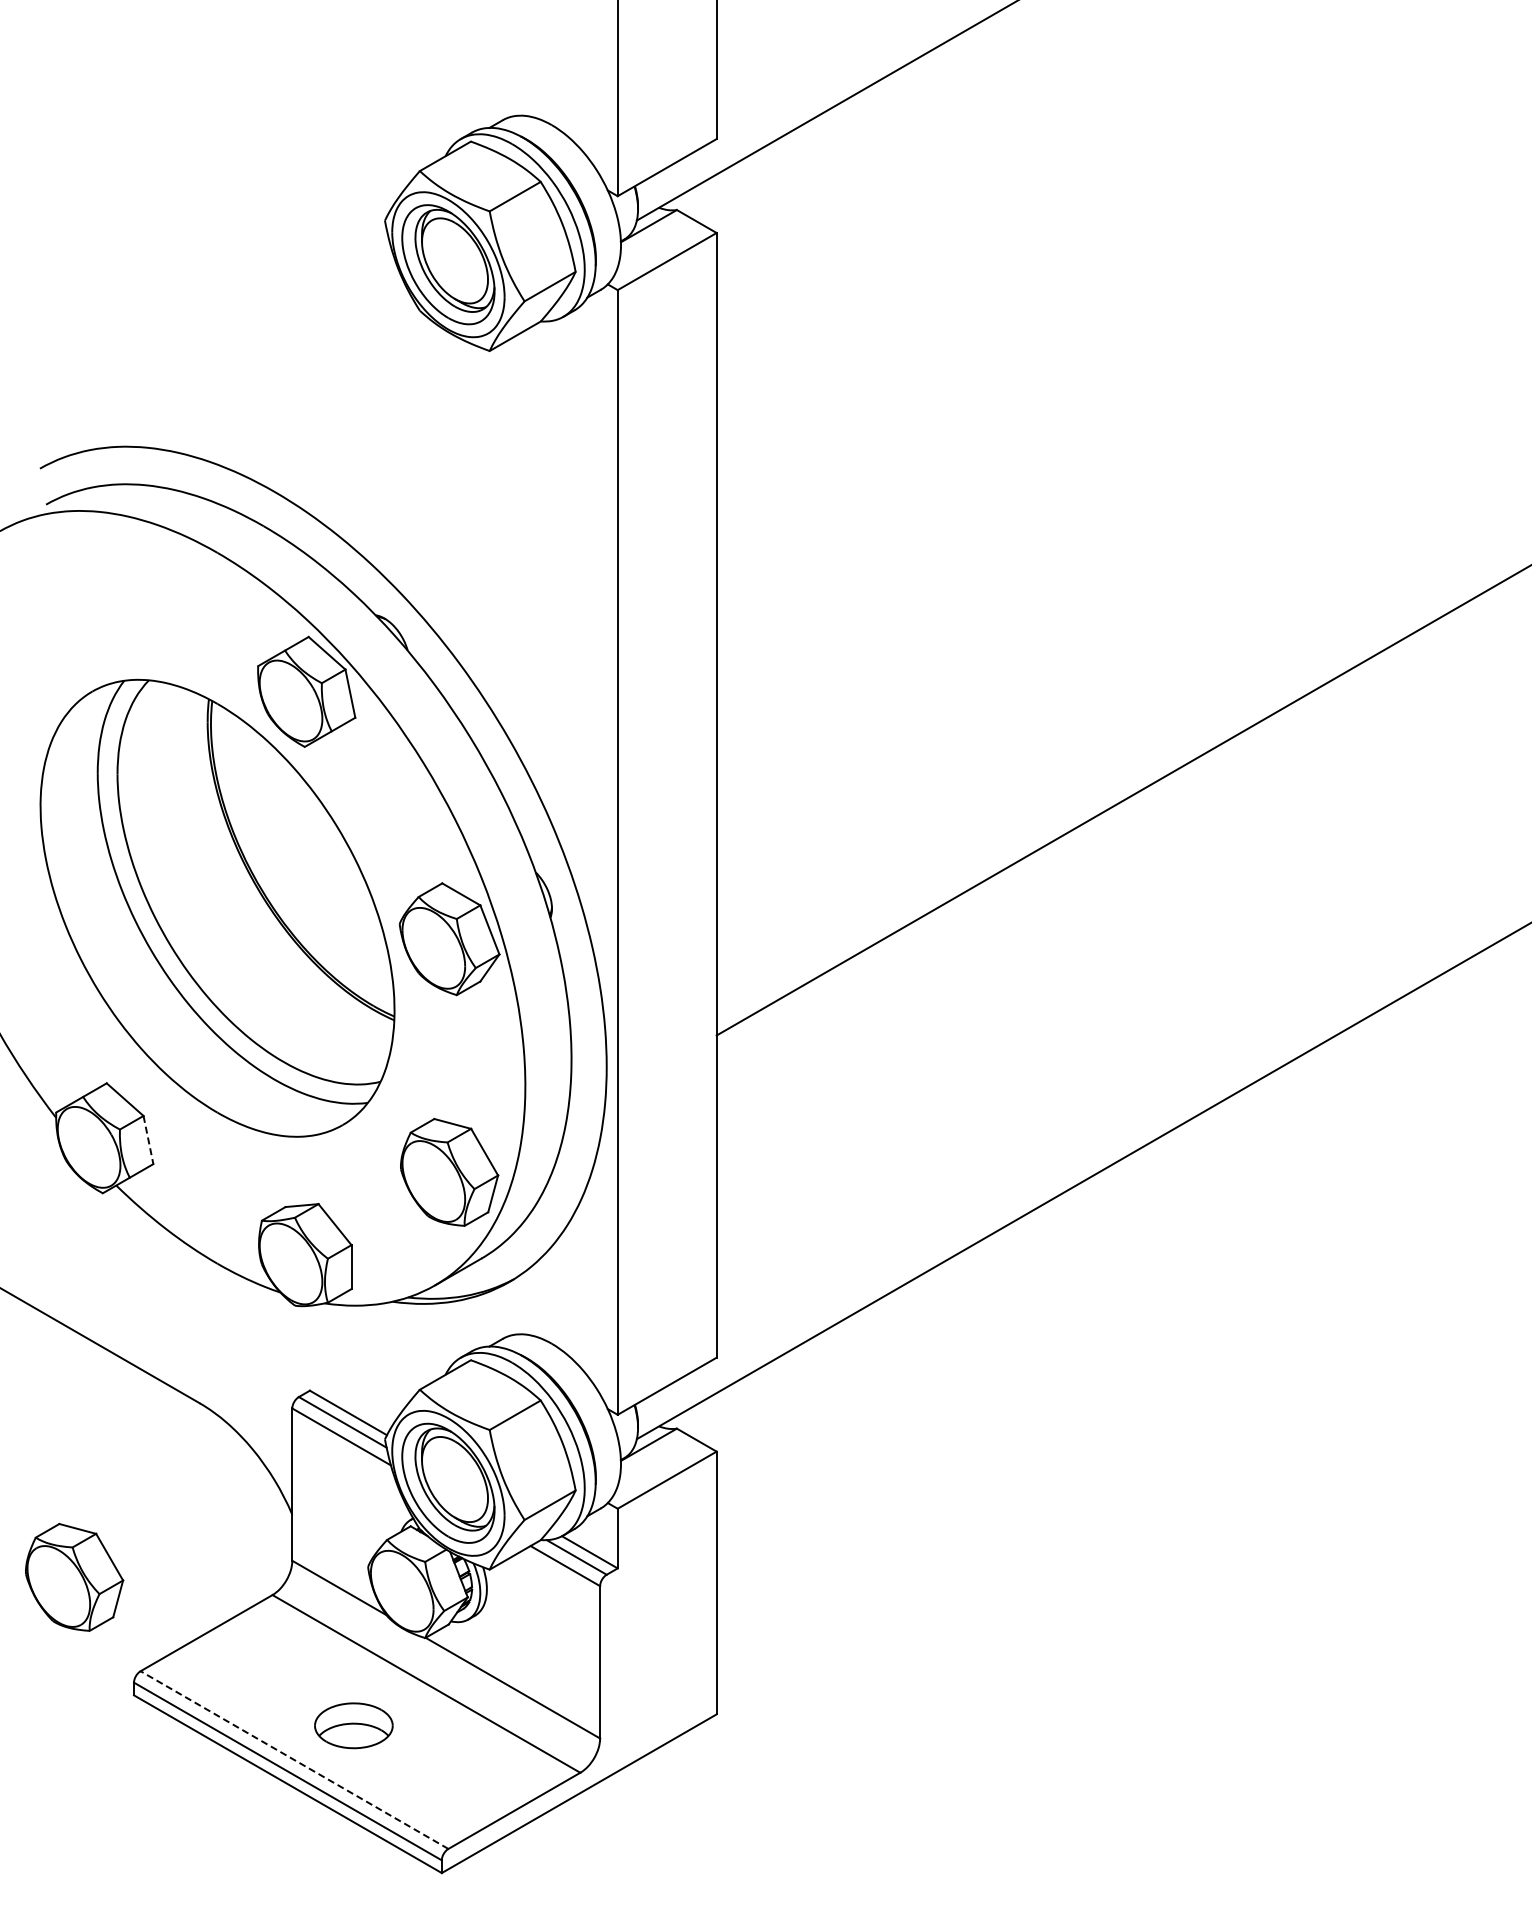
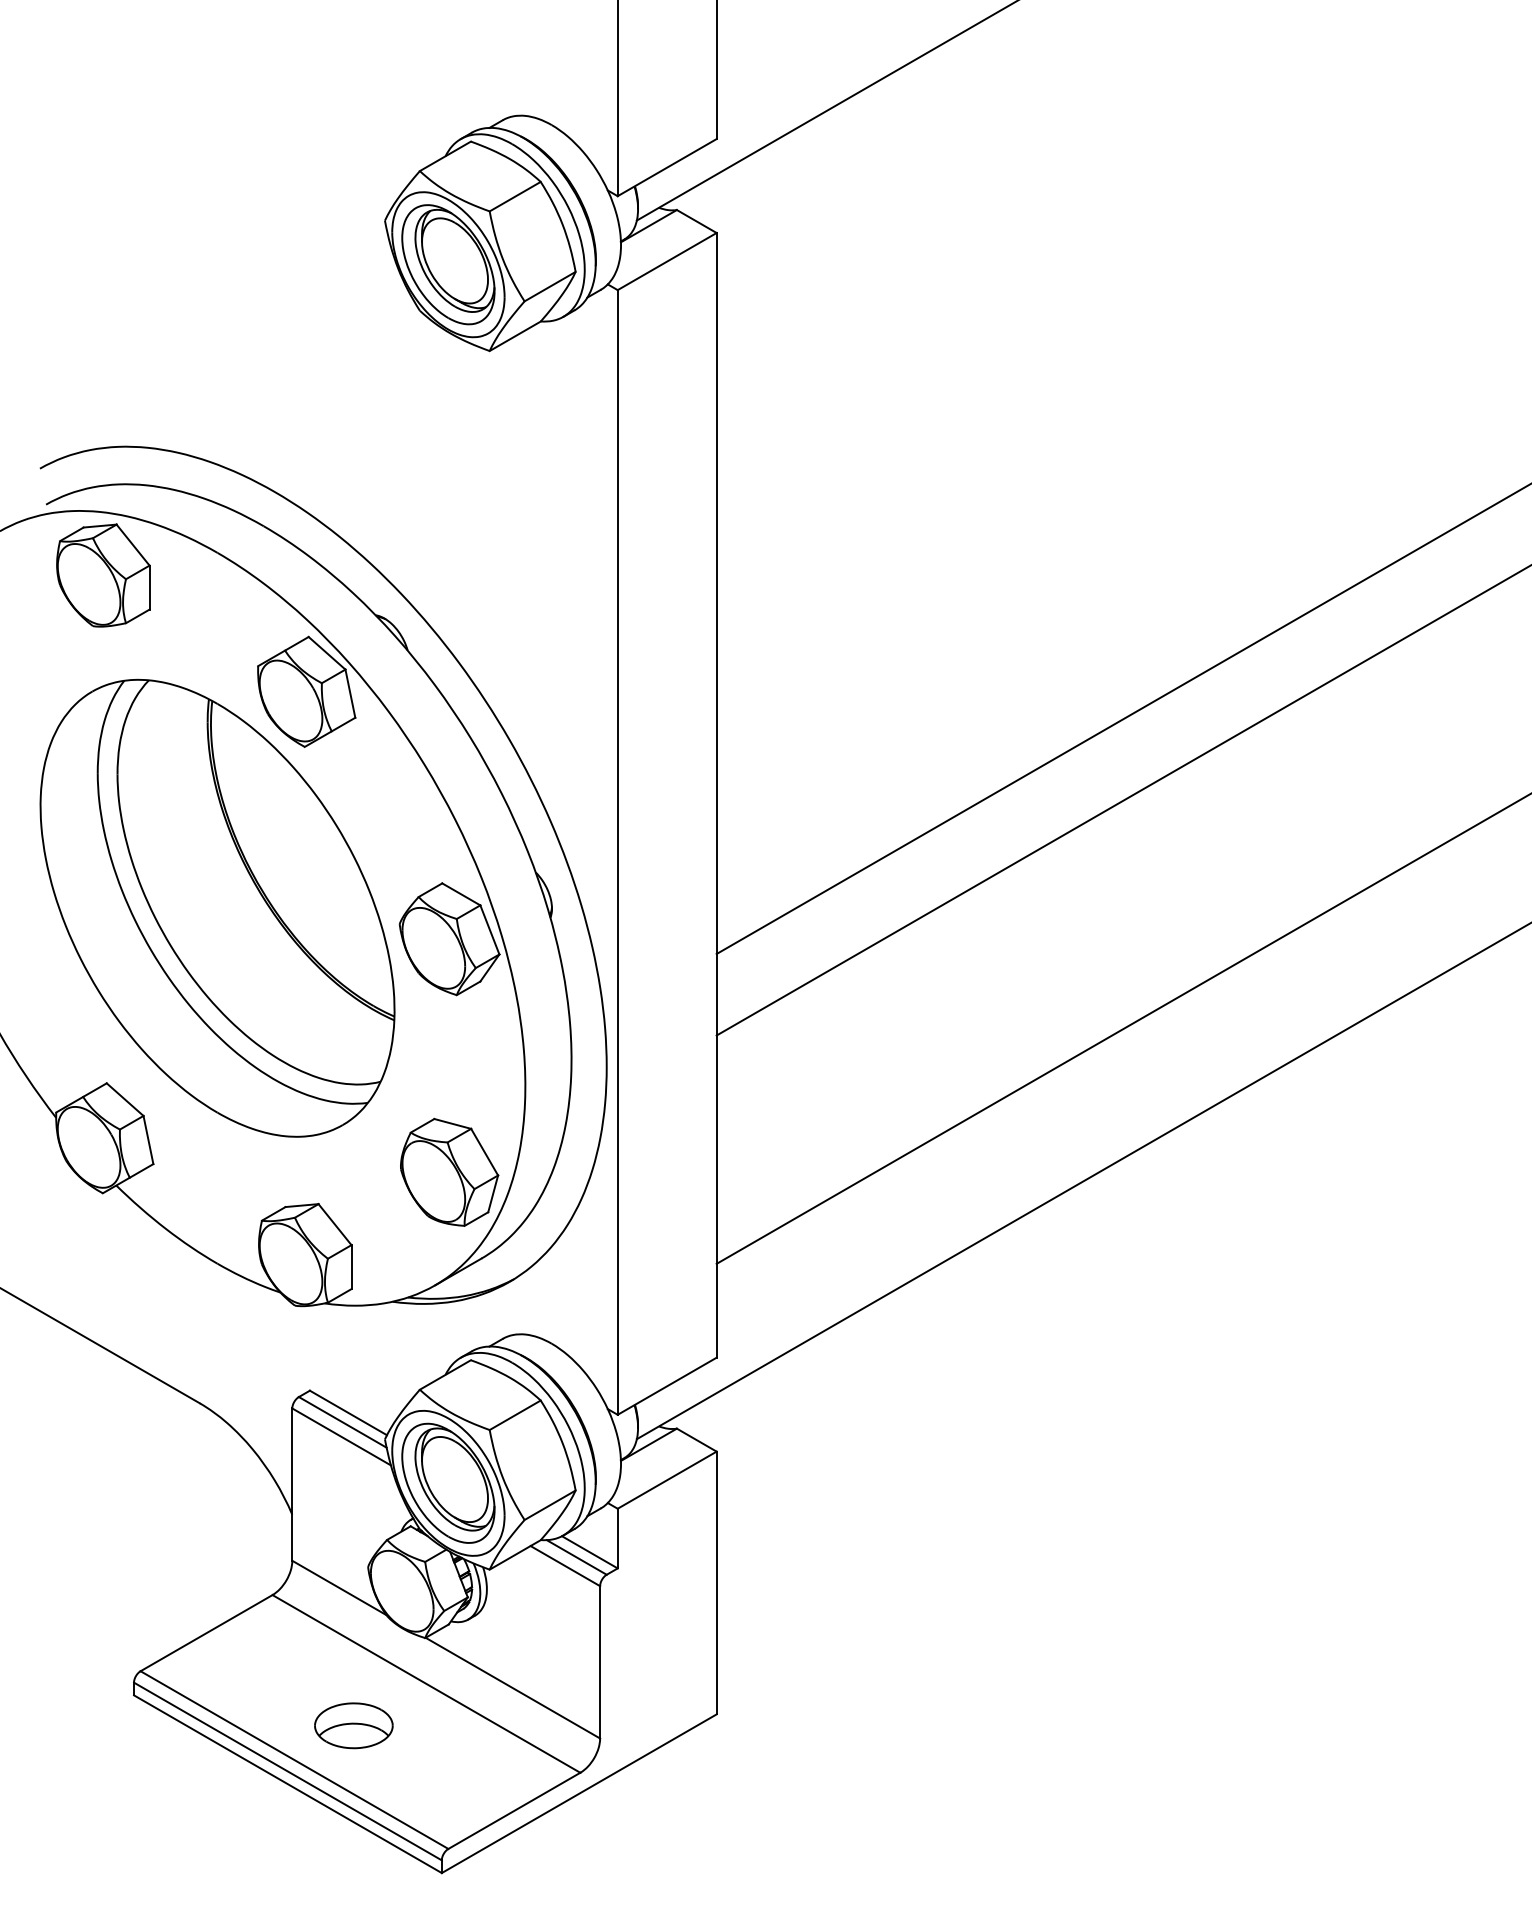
part: none -> present (103, 575)
line: none -> present (1122, 719)
line: none -> present (1122, 1029)
line: dashed -> solid (148, 1140)
part: present -> none (74, 1576)
line: dashed -> solid (294, 1760)
